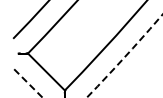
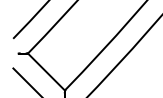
arc: dashed -> solid (126, 55)
line: dashed -> solid (27, 83)
